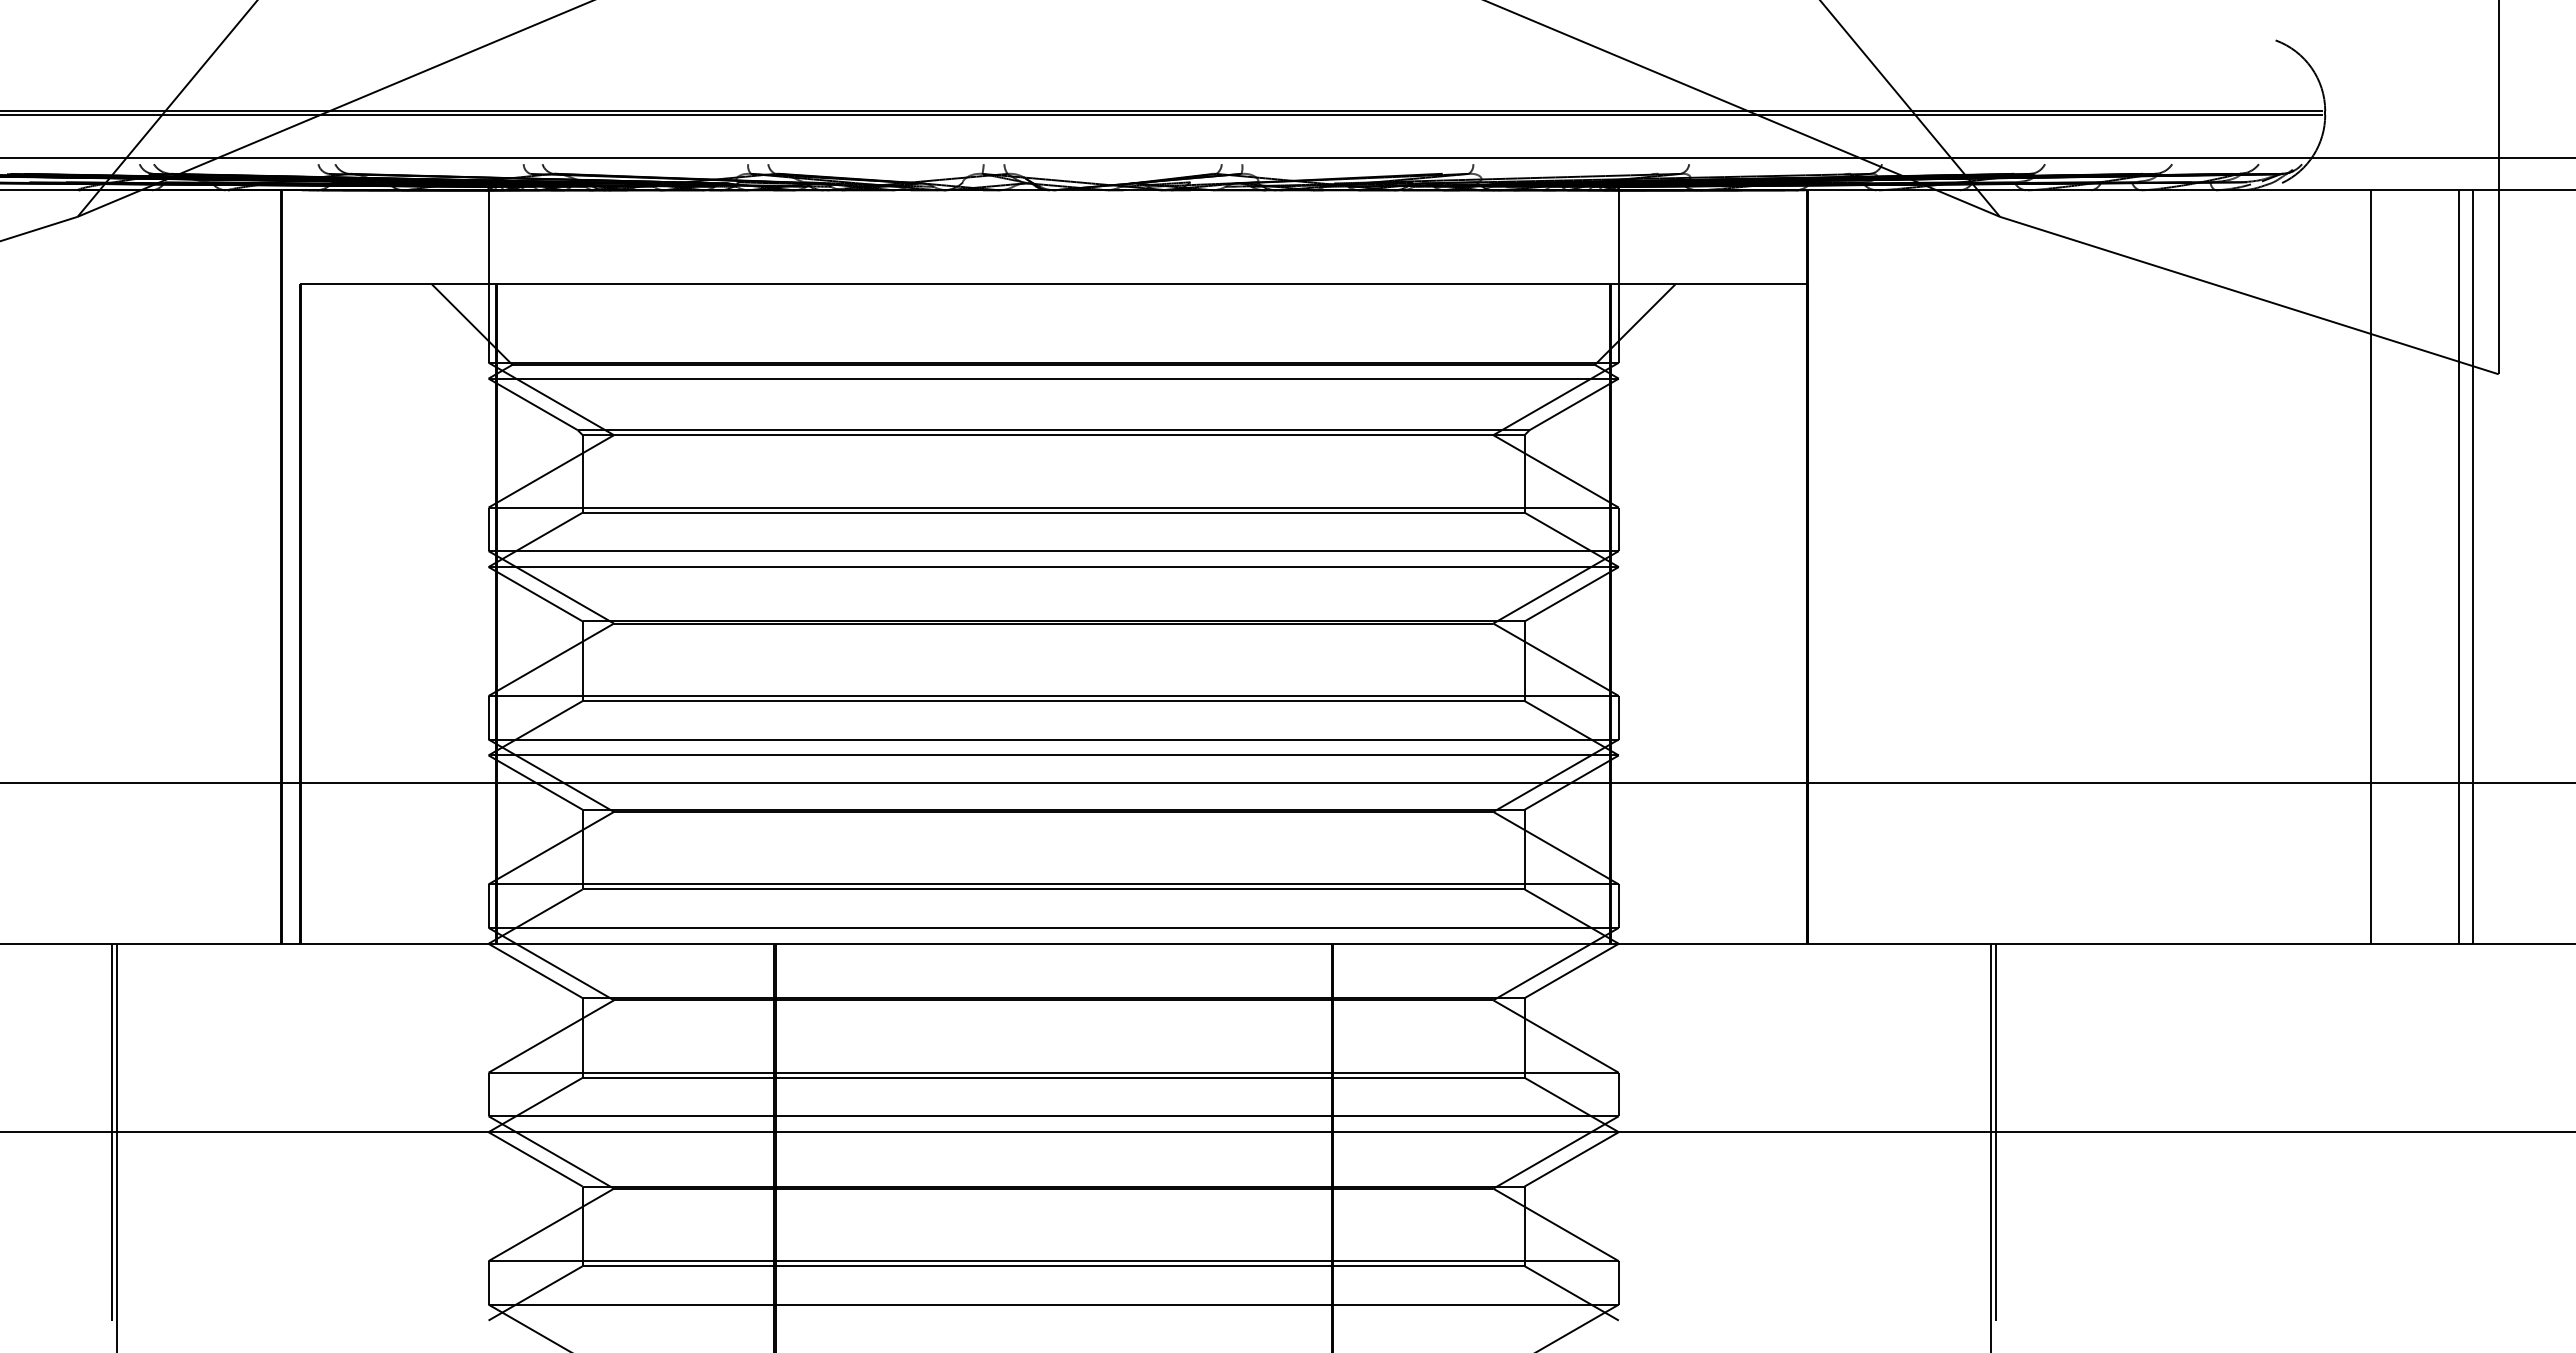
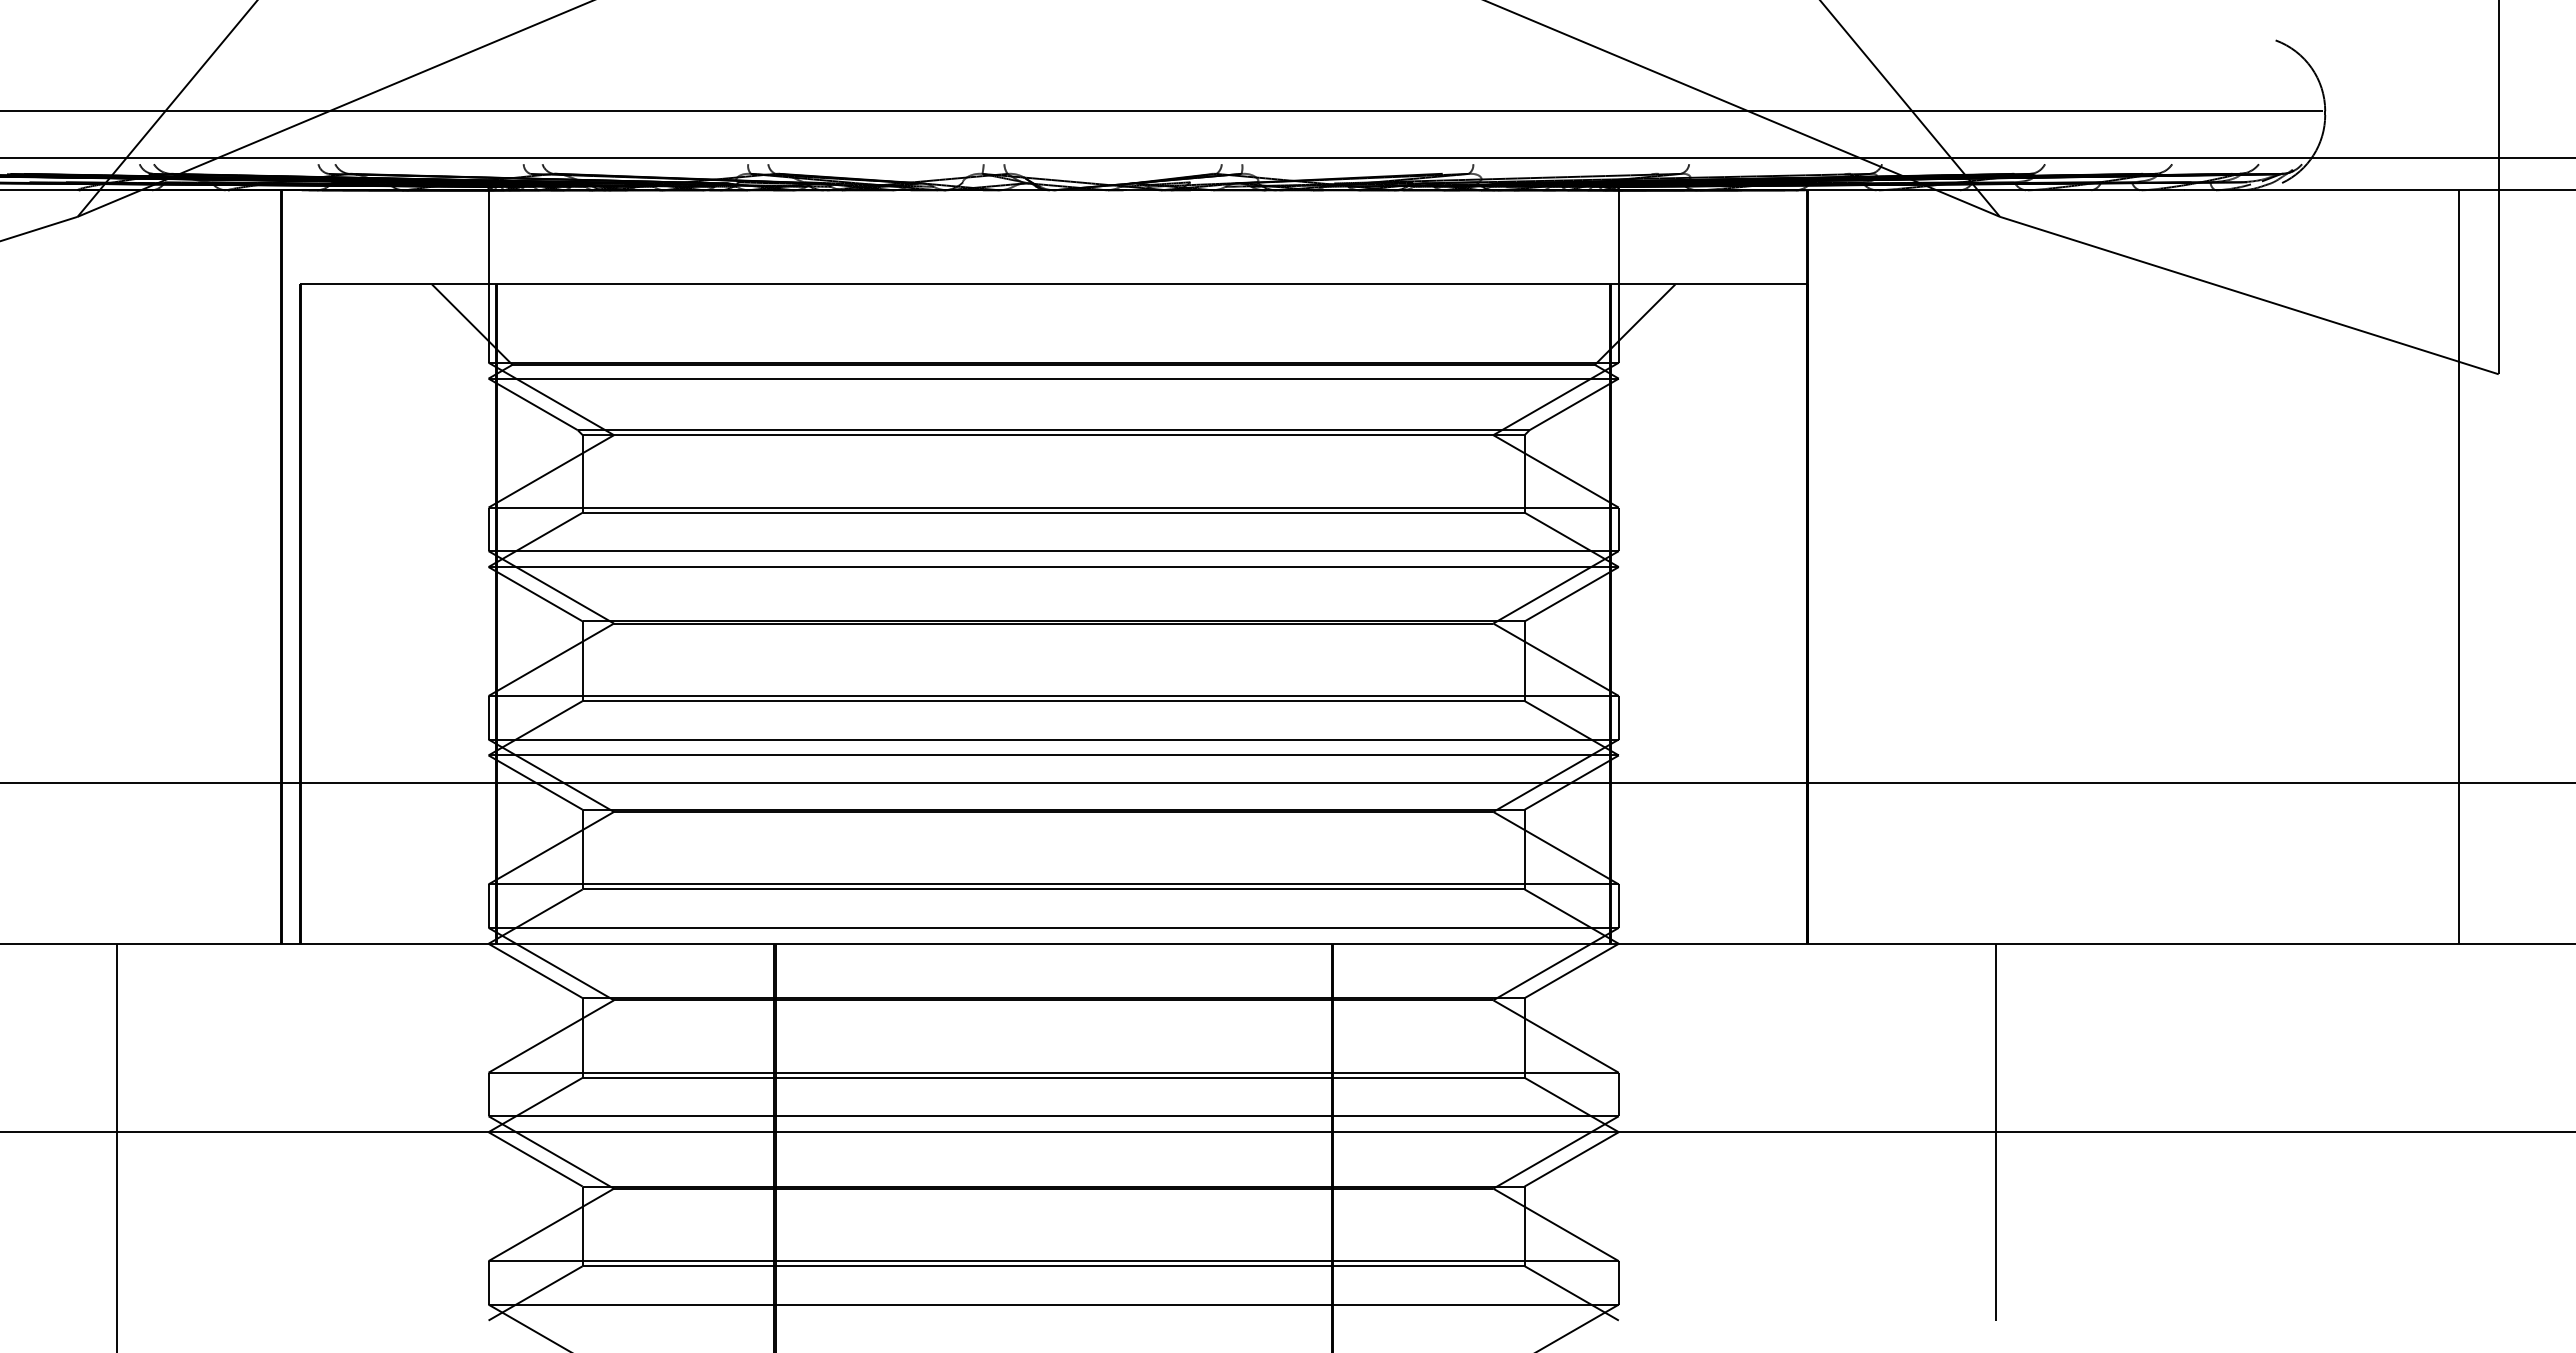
line: present -> none (1162, 114)
line: present -> none (2370, 566)
line: present -> none (2472, 566)
line: present -> none (111, 1131)
line: present -> none (1990, 1146)
